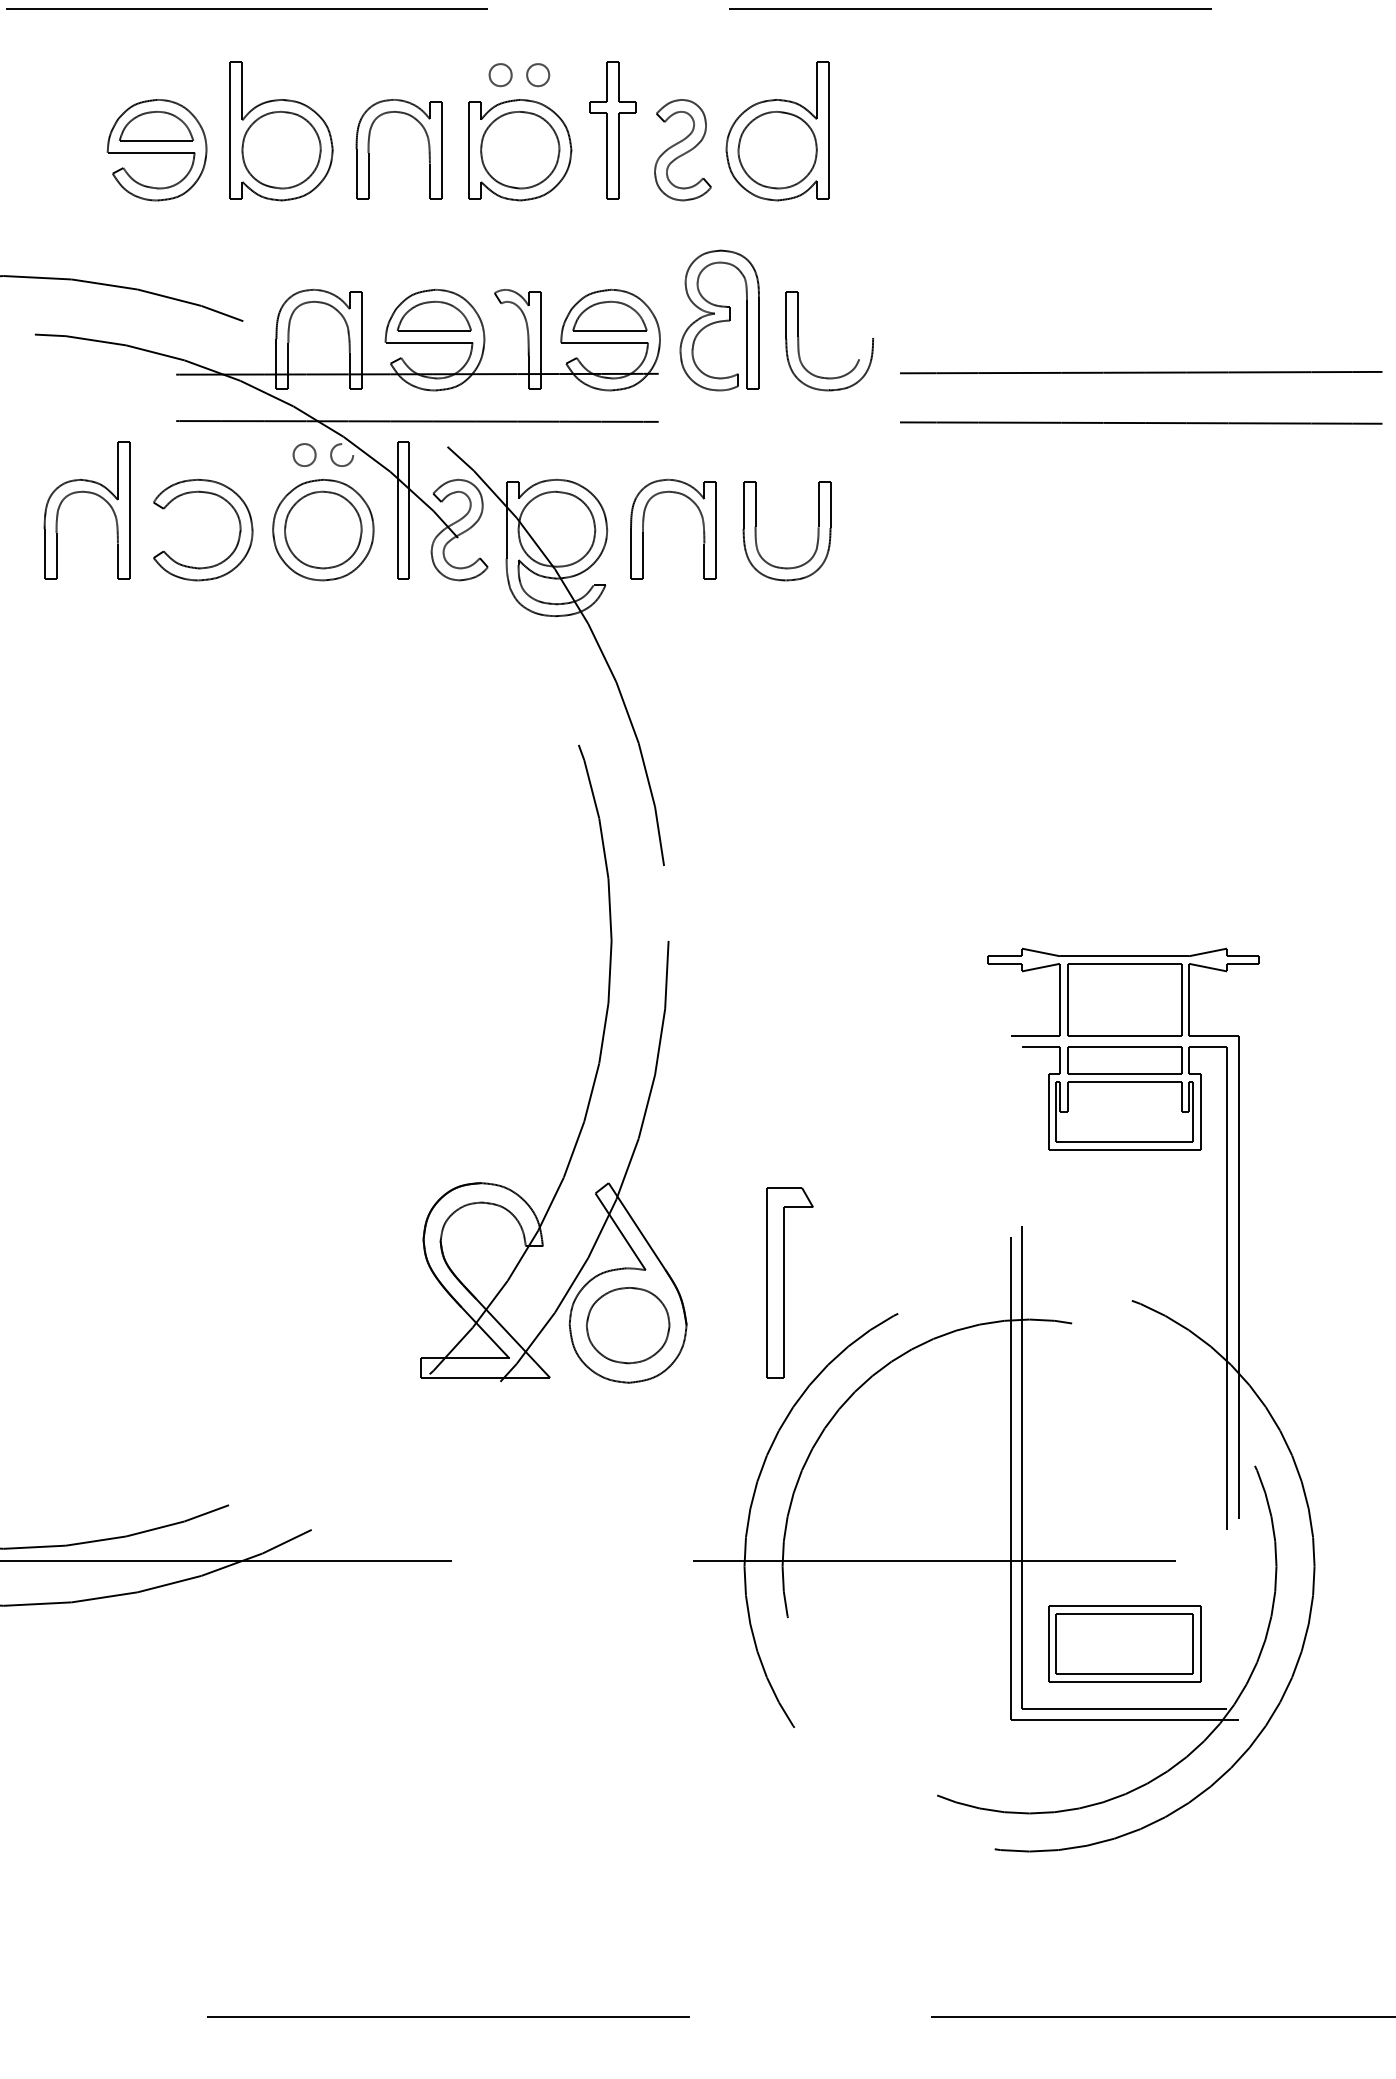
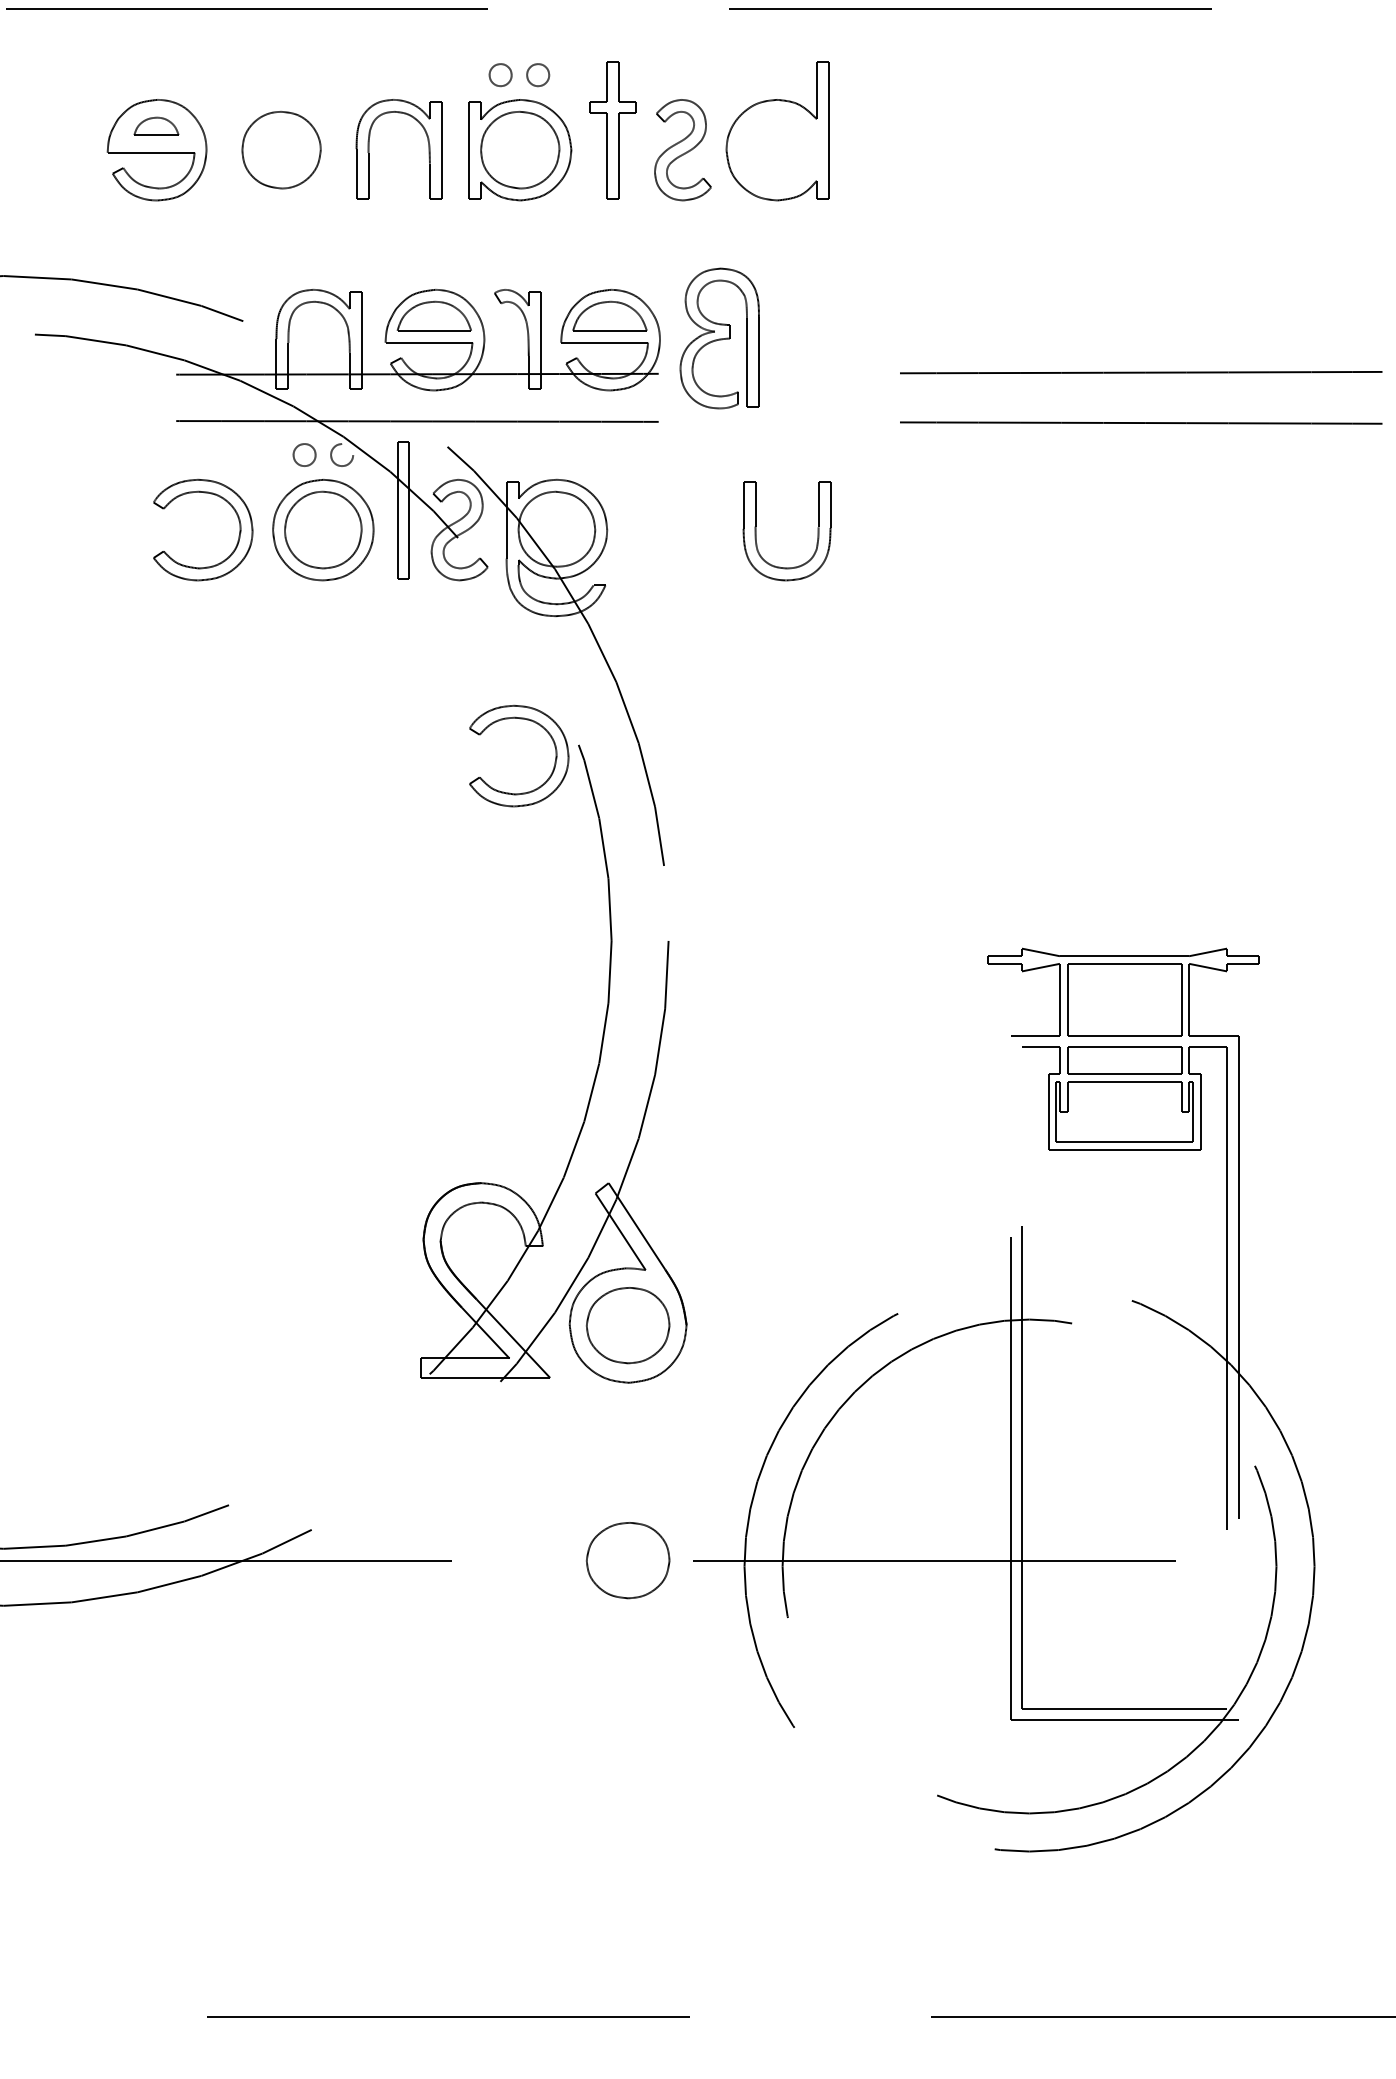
part size: 75x31 px -> 47x20 px (156, 125)
part: present -> none (281, 131)
part: present -> none (777, 150)
part position: (719, 320) -> (719, 338) (719, 338)
part: present -> none (799, 341)
part: present -> none (87, 493)
part: present -> none (702, 525)
part: none -> present (542, 728)
part: present -> none (789, 1282)
part: none -> present (627, 1560)
part: present -> none (1124, 1643)
